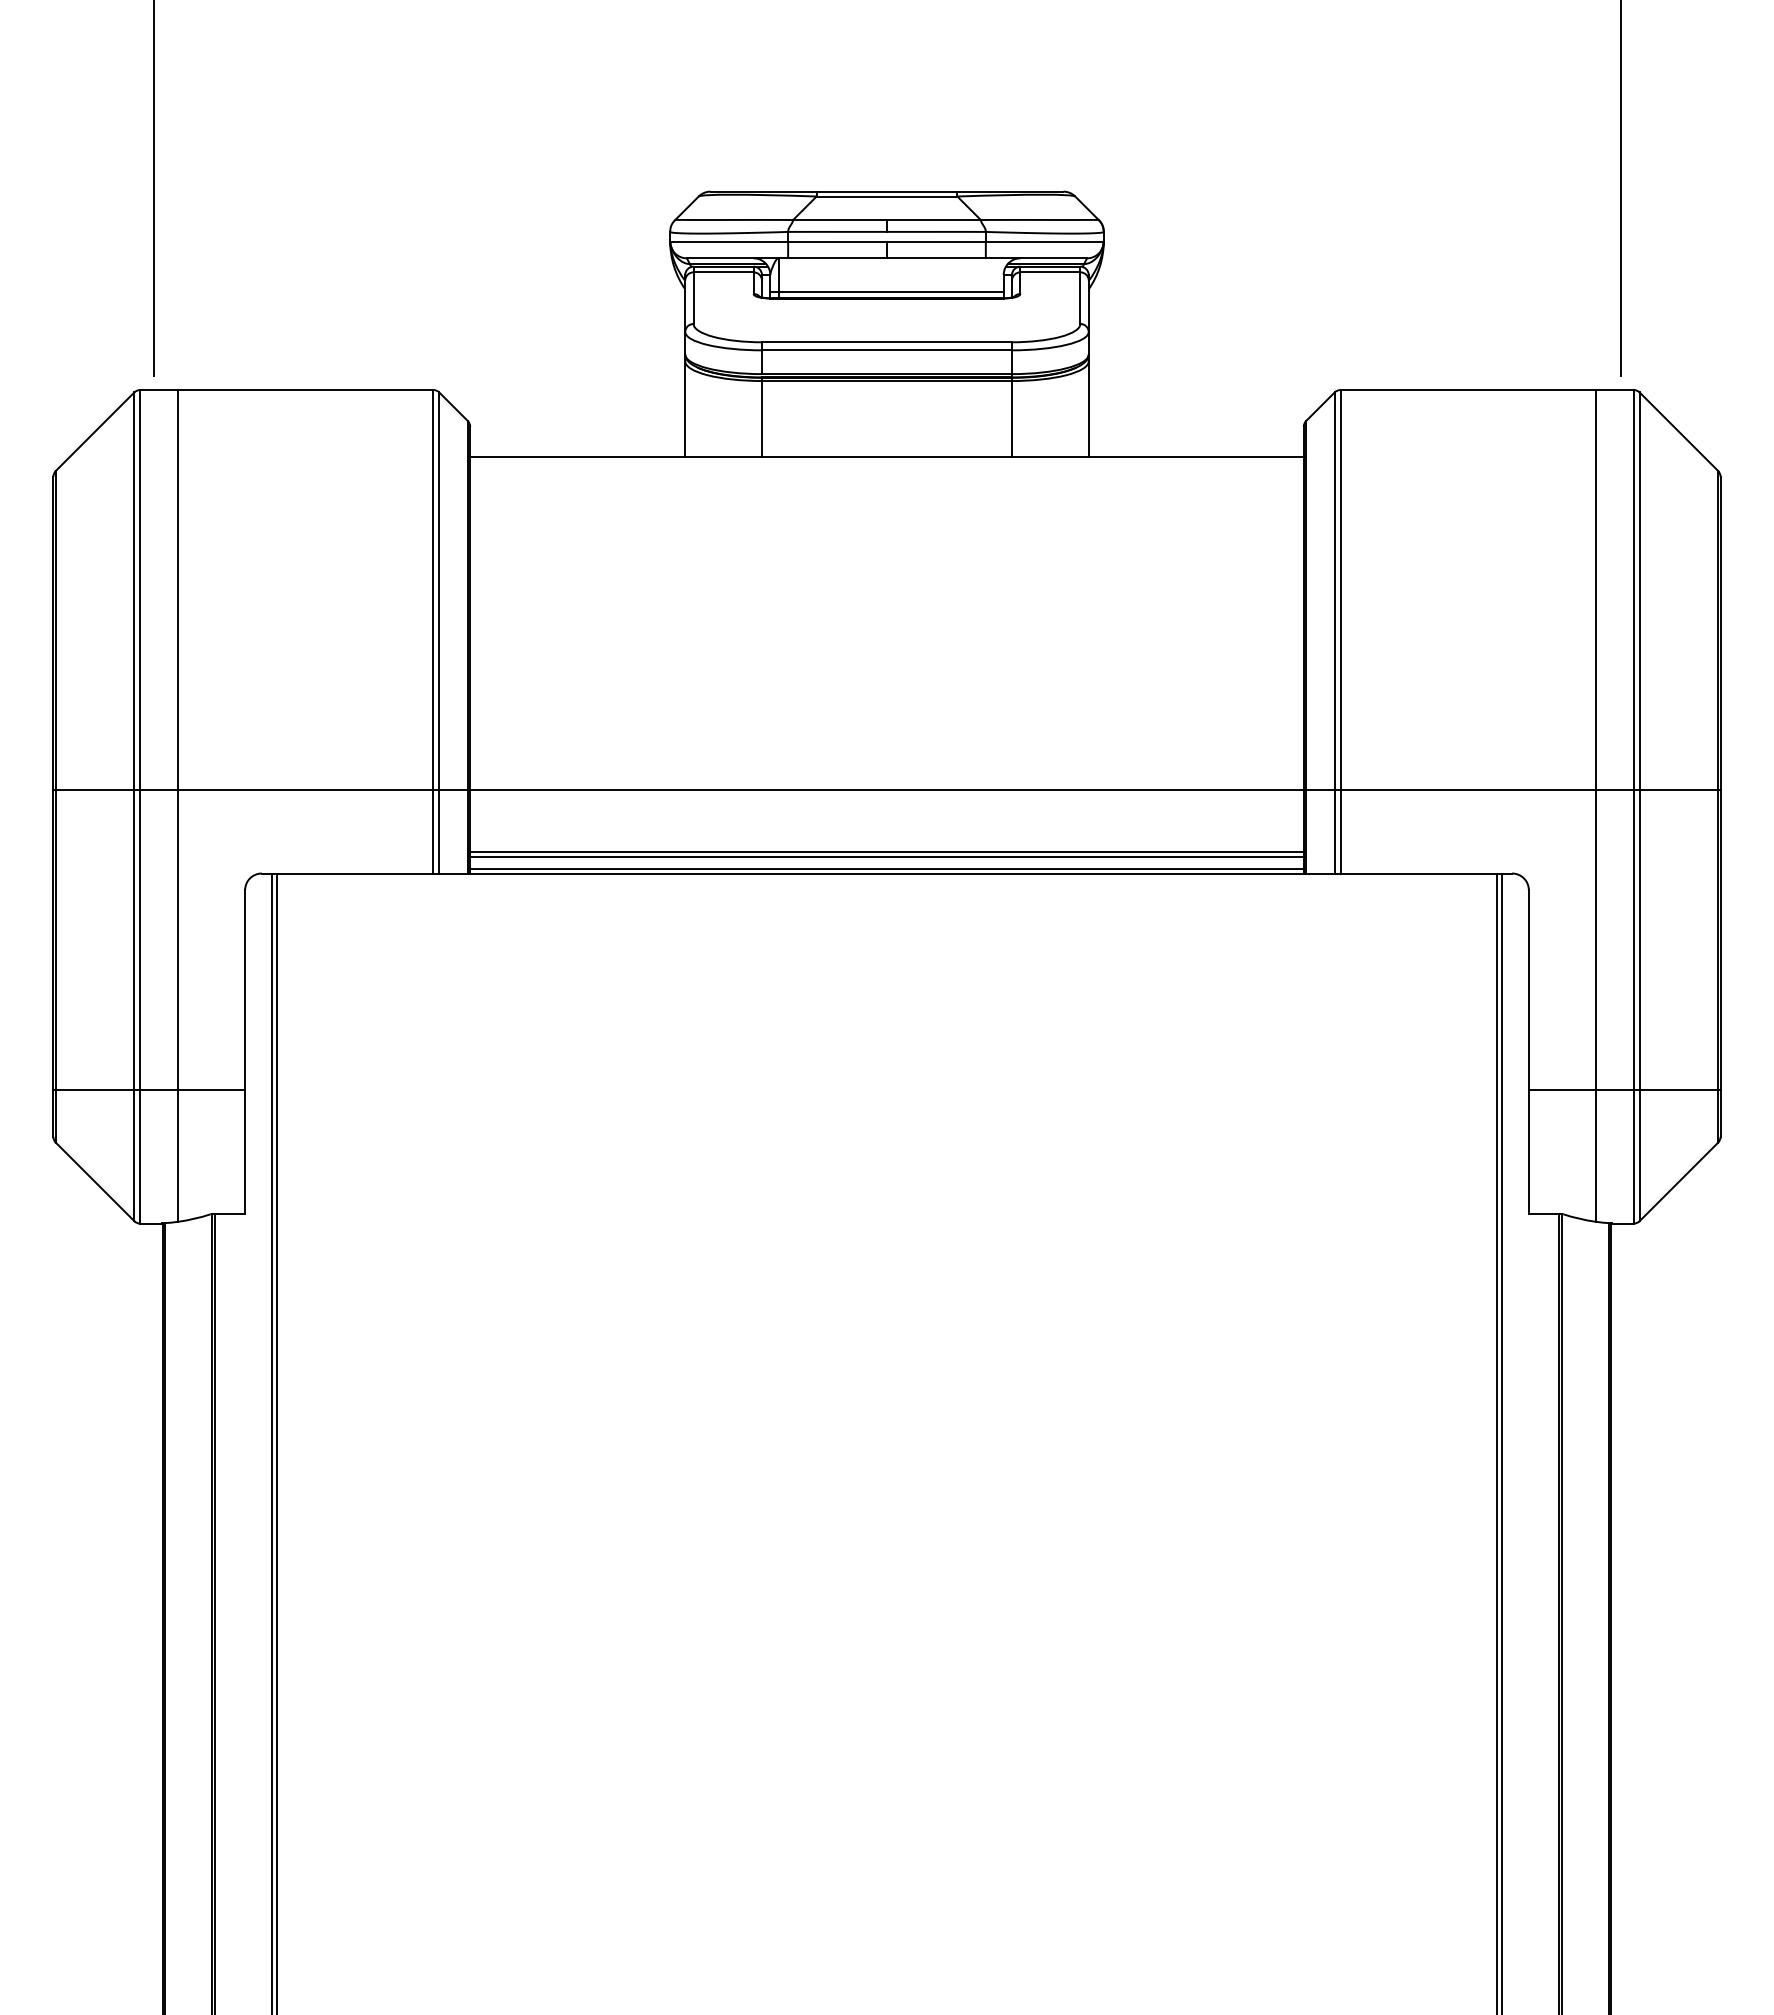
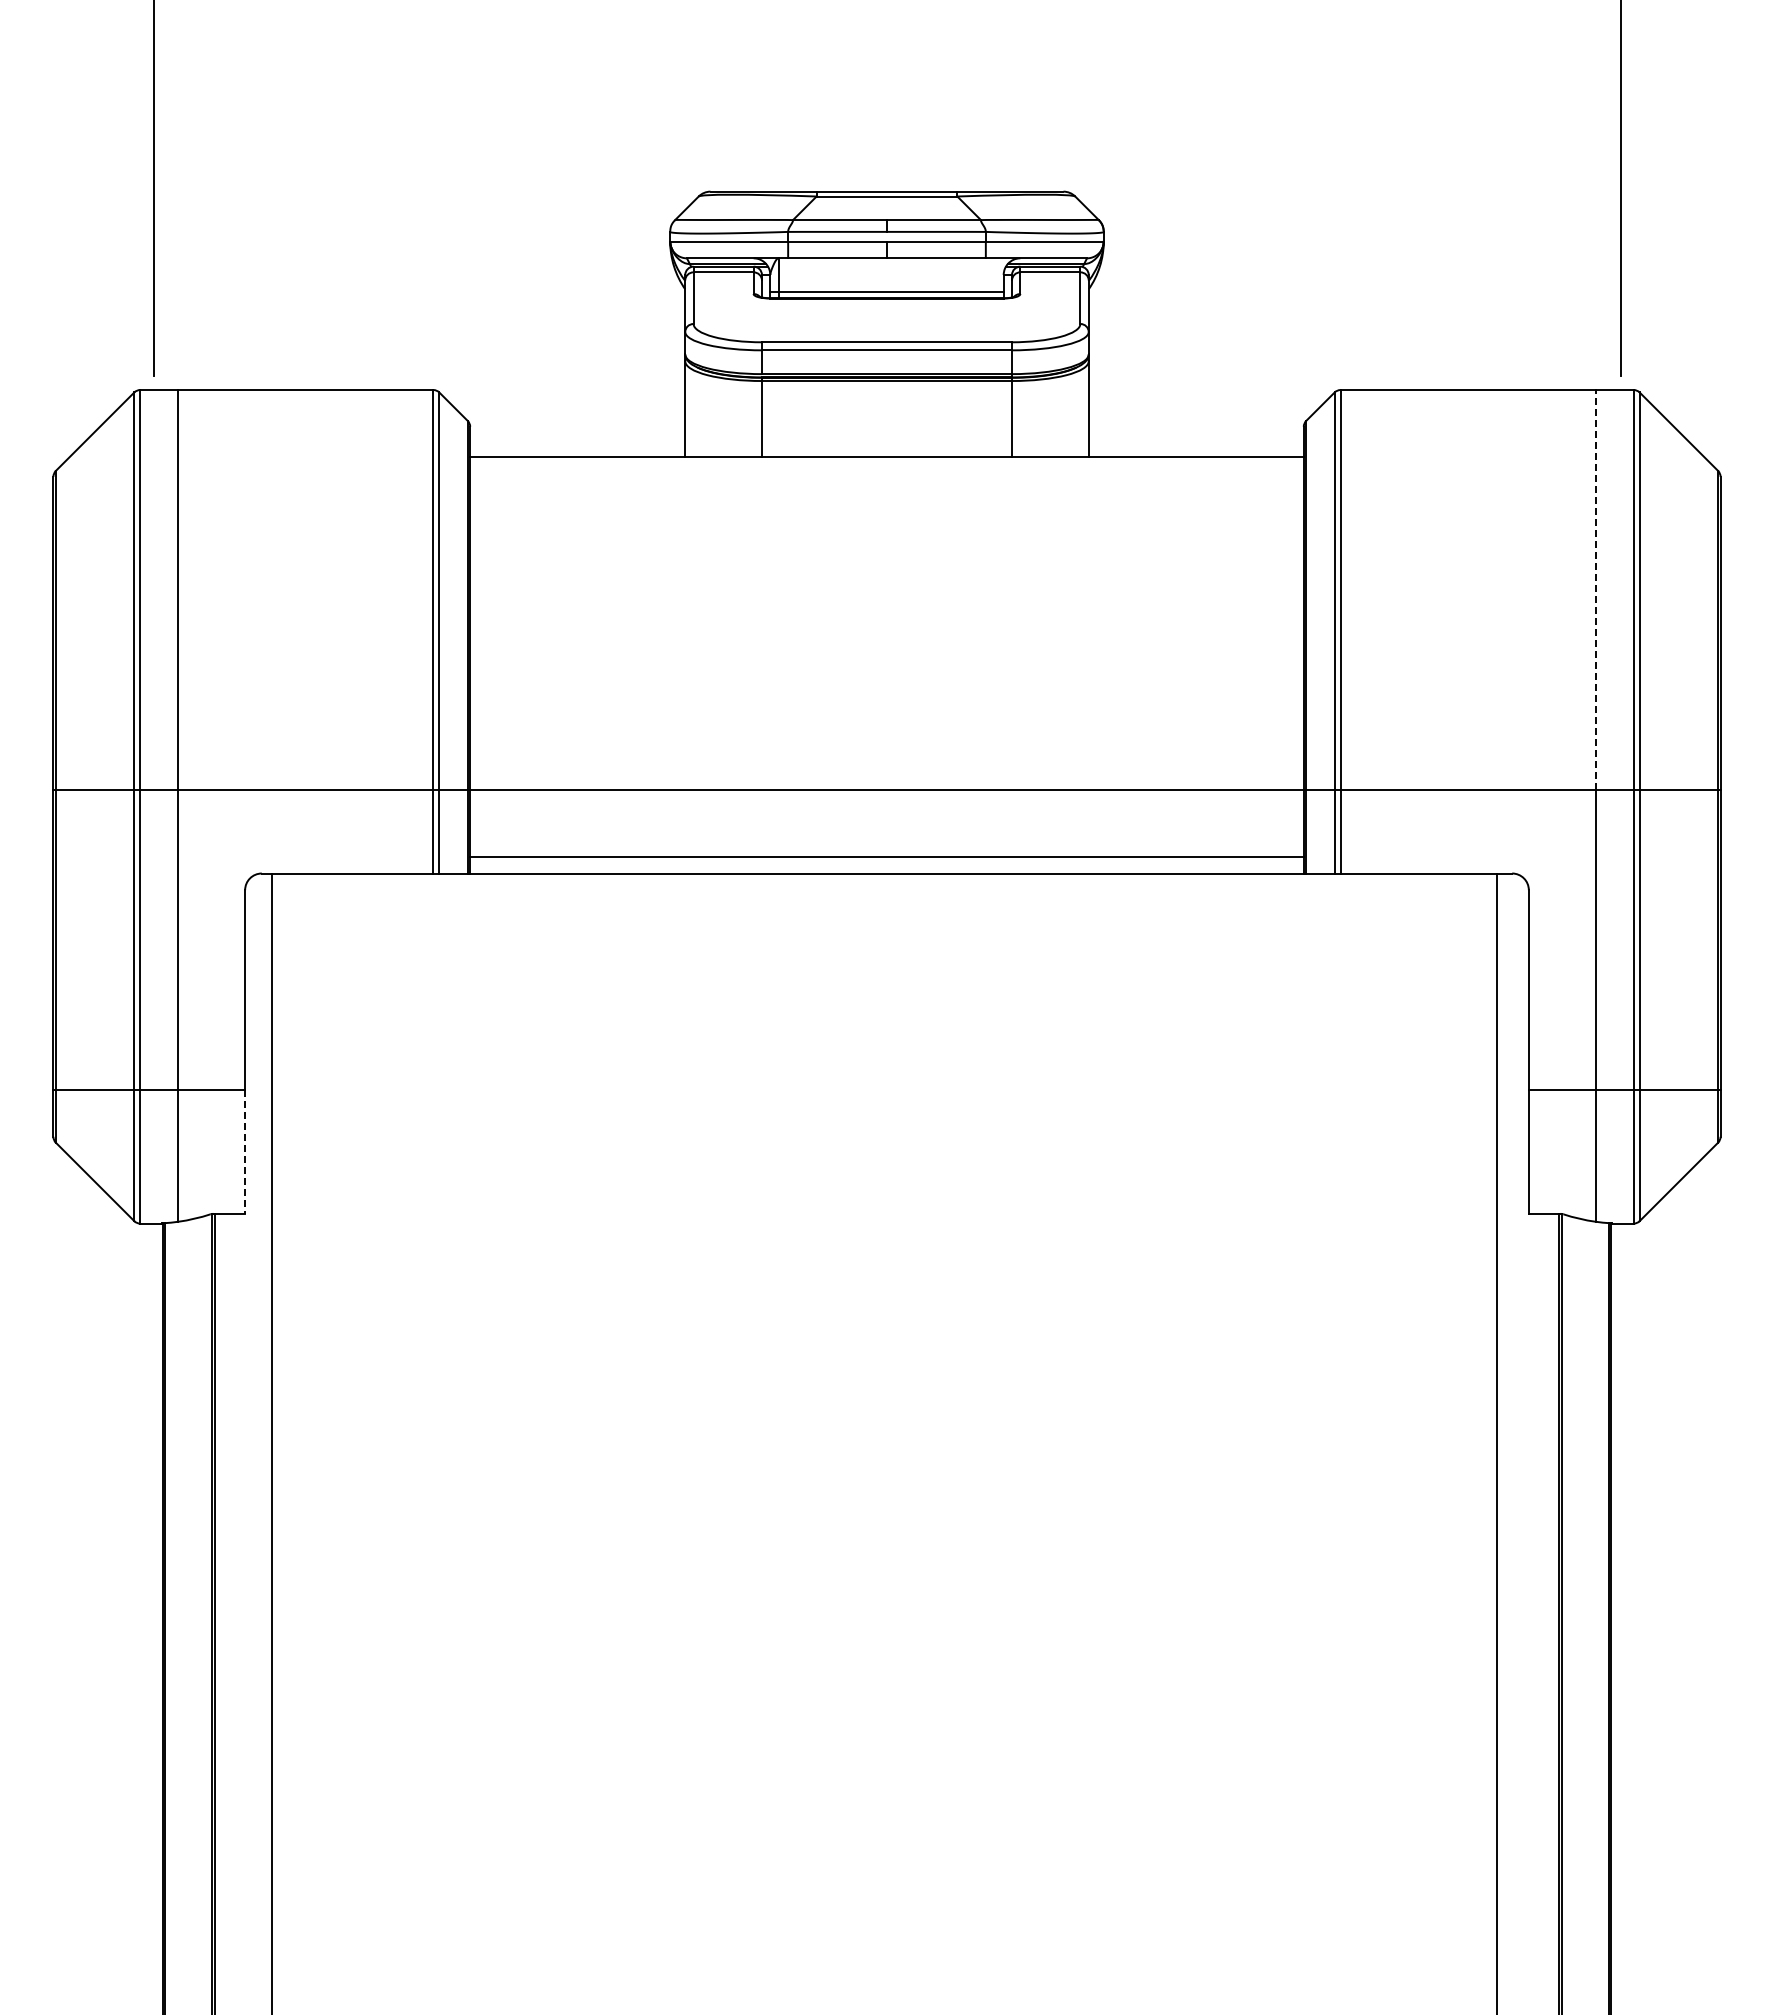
line: solid -> dashed (1595, 589)
line: present -> none (886, 851)
line: present -> none (886, 868)
line: solid -> dashed (245, 1152)
line: present -> none (276, 1442)
line: present -> none (1502, 1442)
